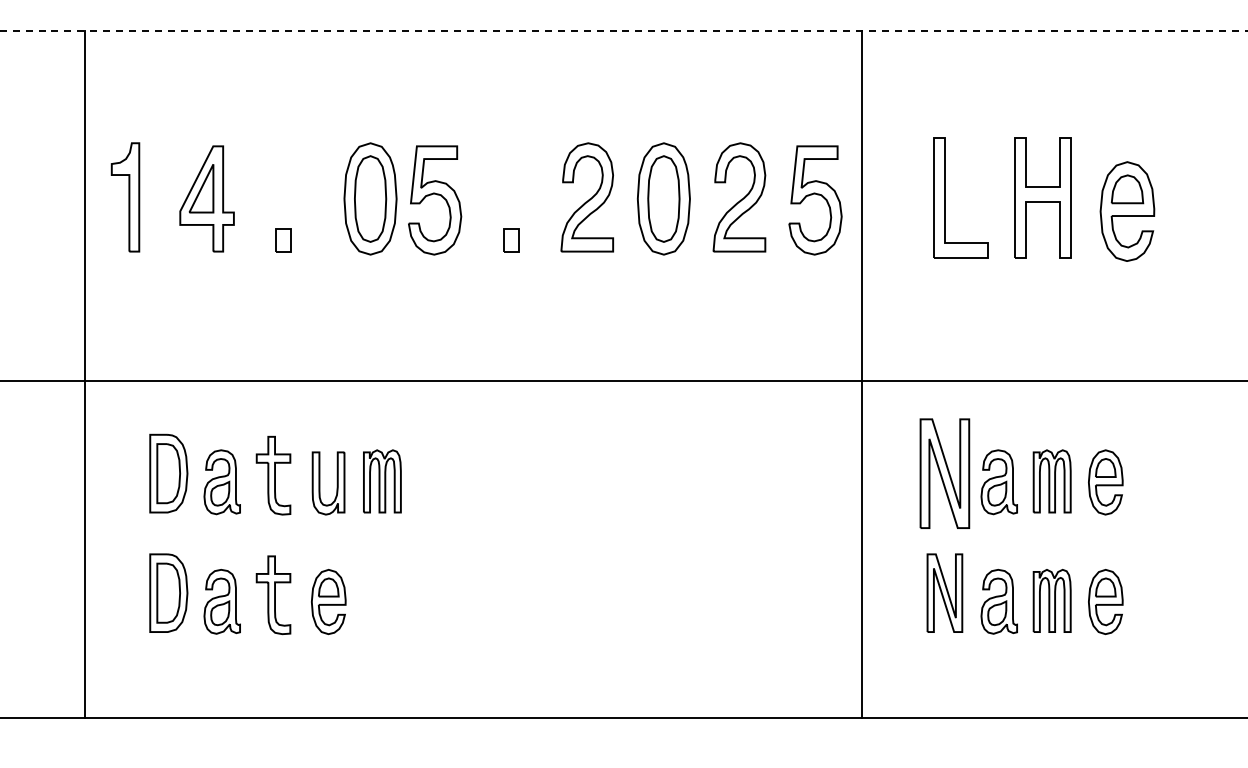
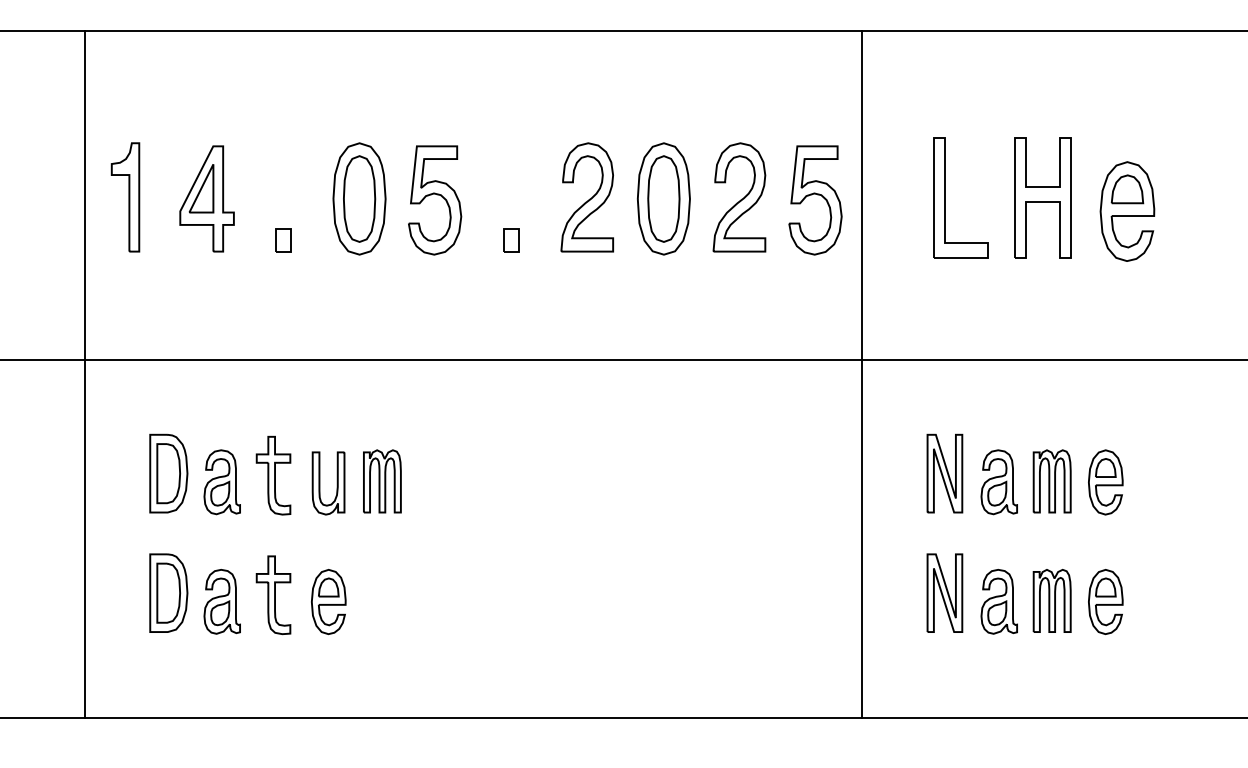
line: dashed -> solid (624, 30)
part position: (370, 198) -> (359, 198) (359, 198)
line position: (623, 380) -> (623, 359) (623, 359)
part size: 52x111 px -> 38x81 px (944, 473)
